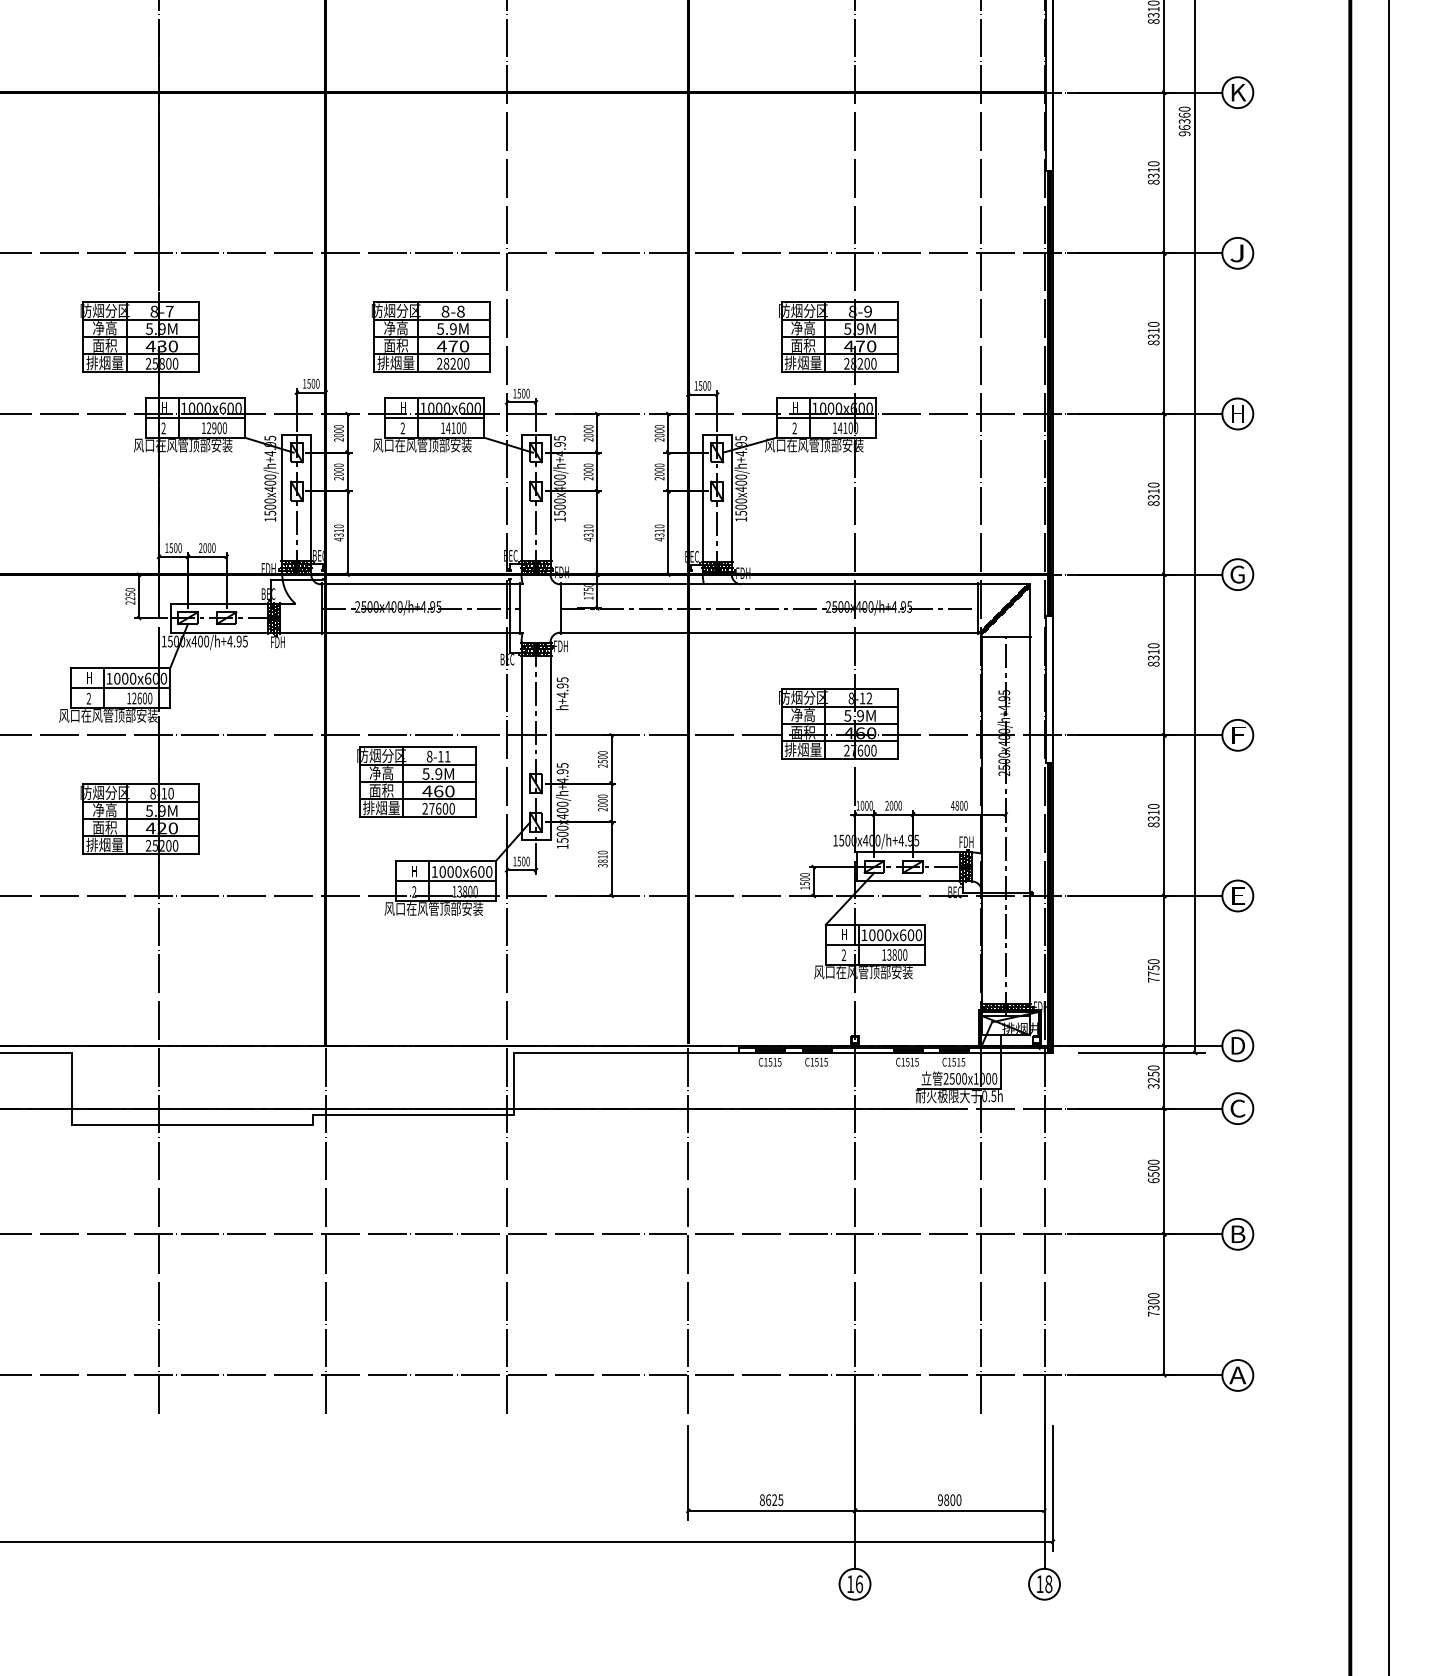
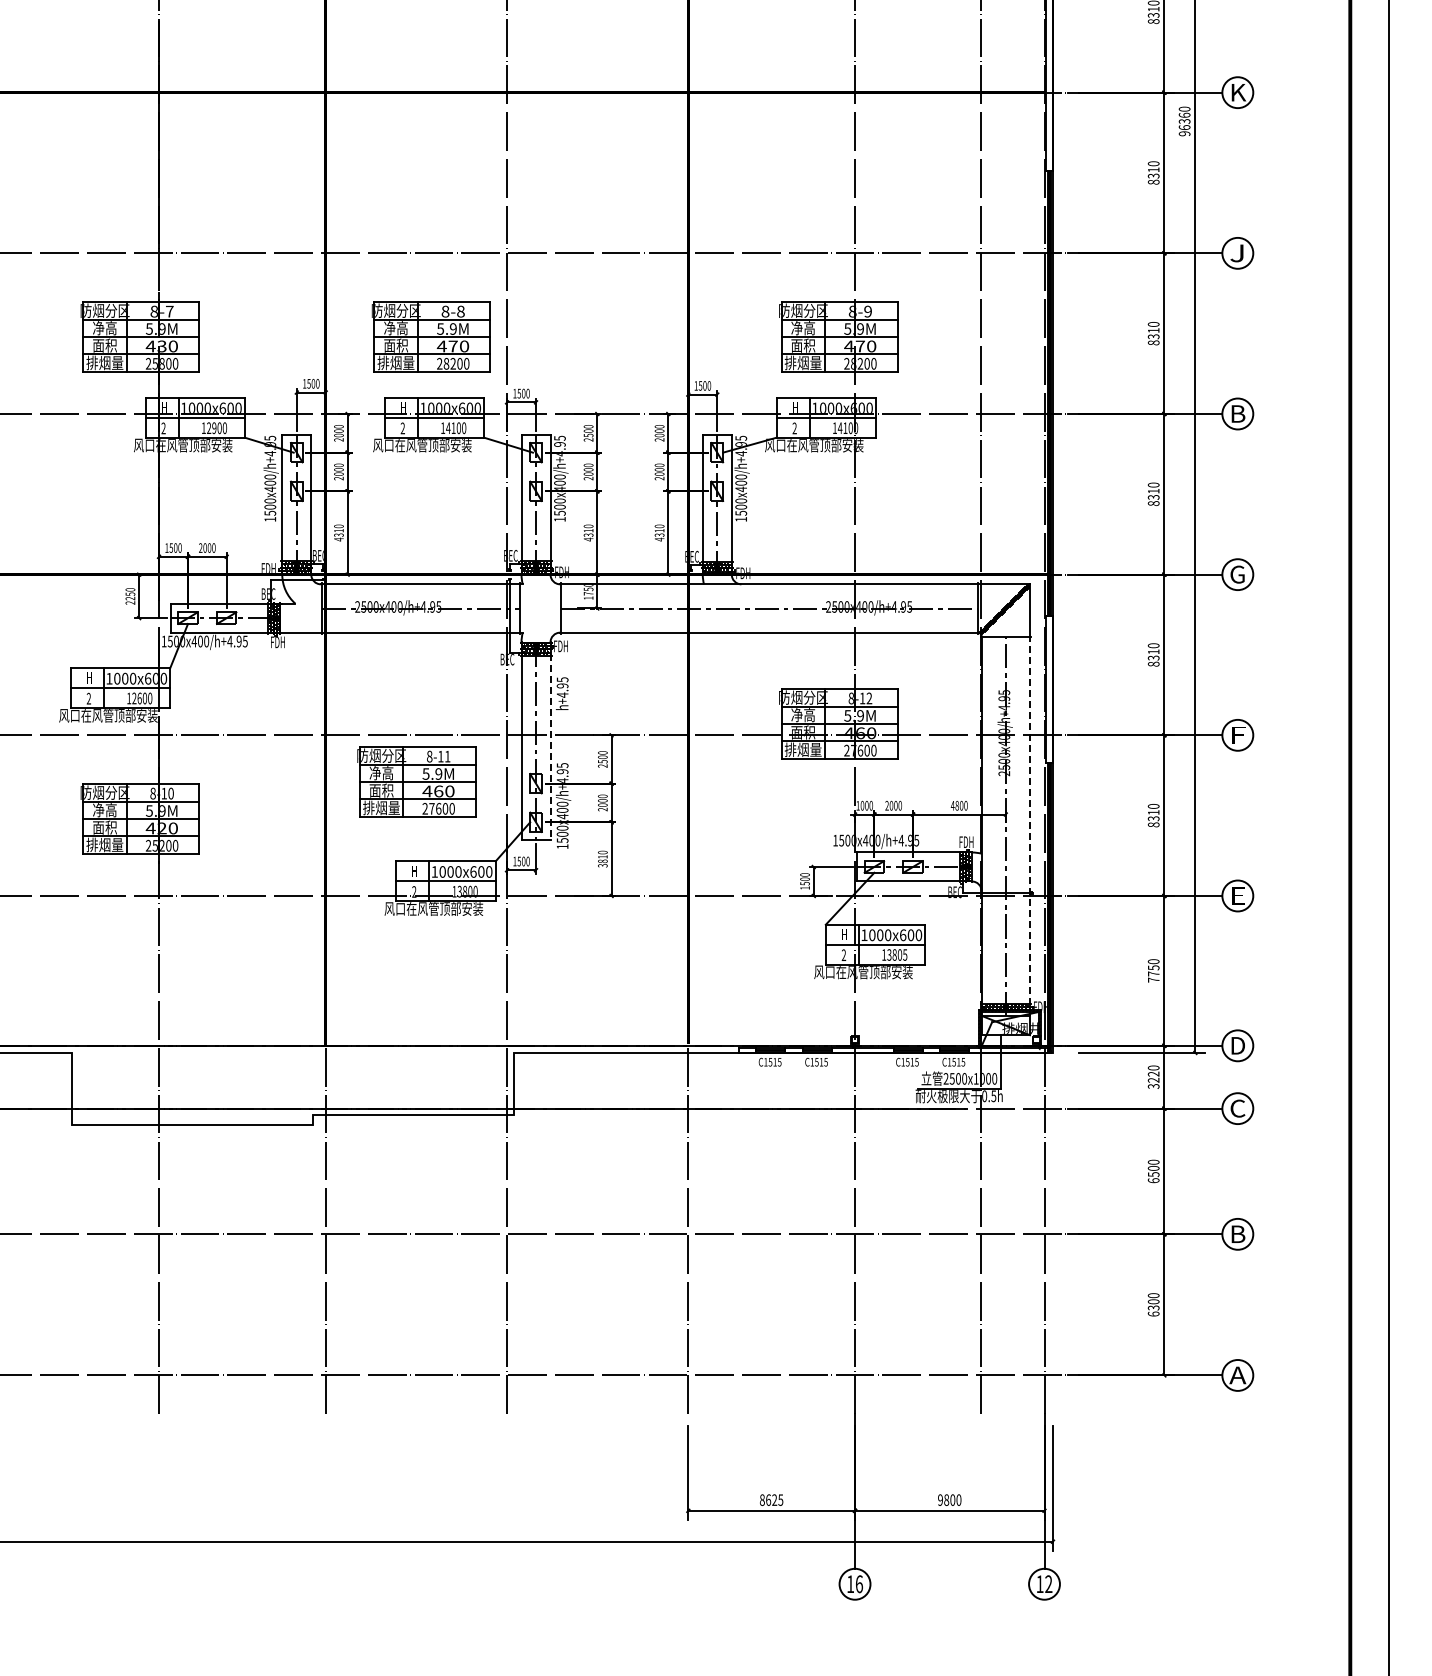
text: H -> B (1238, 413)
text: 2000 -> 2500 (588, 435)
line: solid -> dashed (550, 742)
line: solid -> dashed (1030, 826)
text: 13800 -> 13805 (905, 954)
text: 3250 -> 3220 (1153, 1073)
text: 7300 -> 6300 (1153, 1313)
text: 18 -> 12 (1048, 1584)
